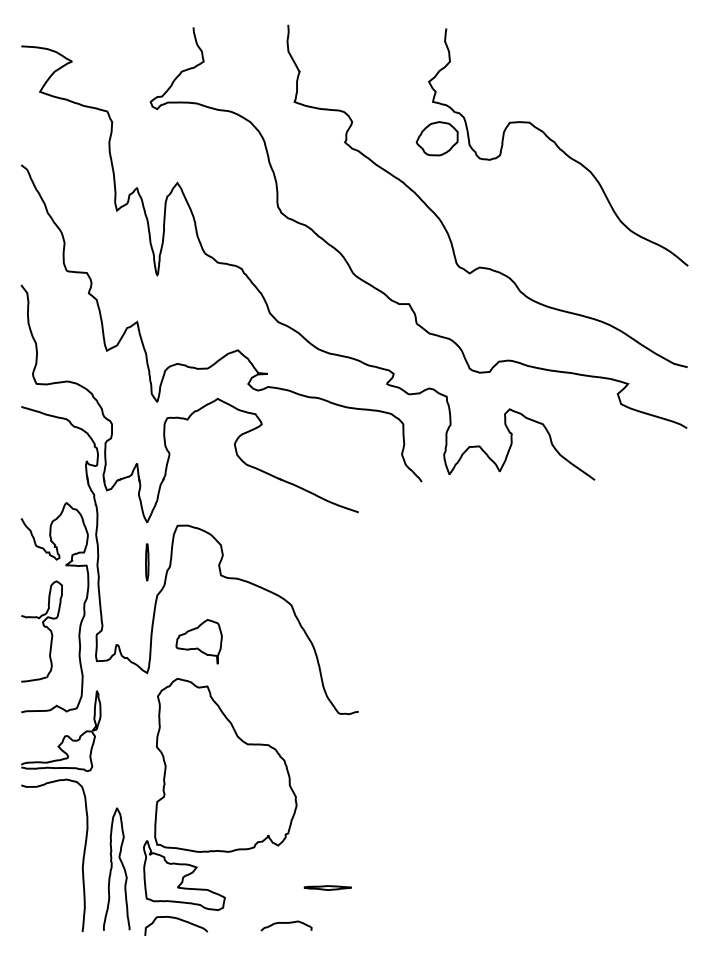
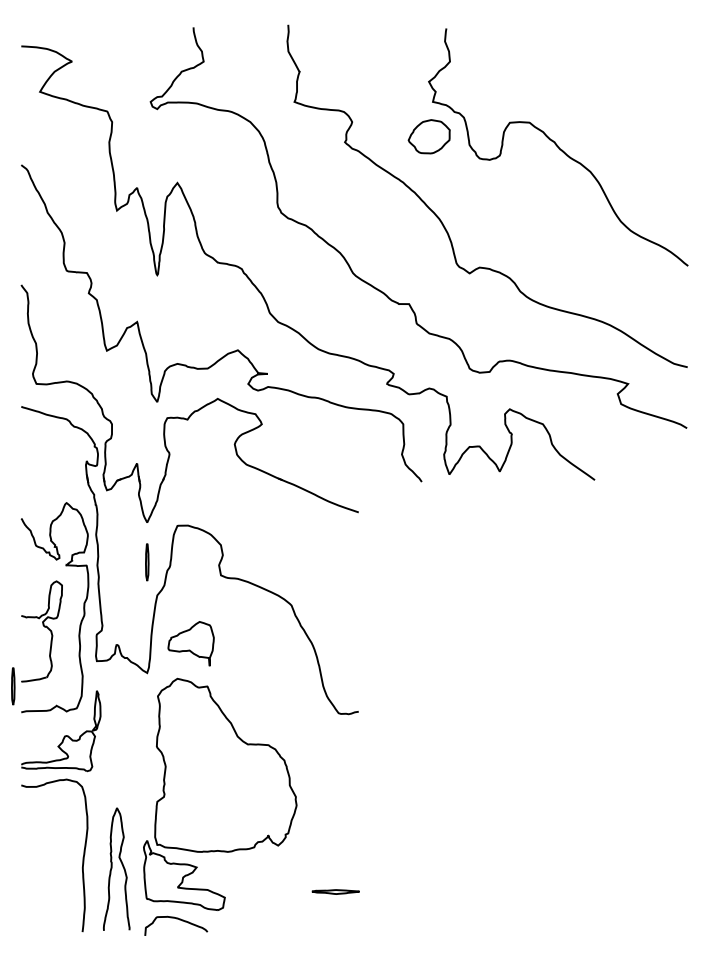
part position: (436, 138) -> (428, 136) (428, 136)
part position: (198, 641) -> (190, 643) (190, 643)
line: none -> present (13, 686)
part position: (327, 887) -> (335, 891) (335, 891)
curve: present -> none (286, 923)
